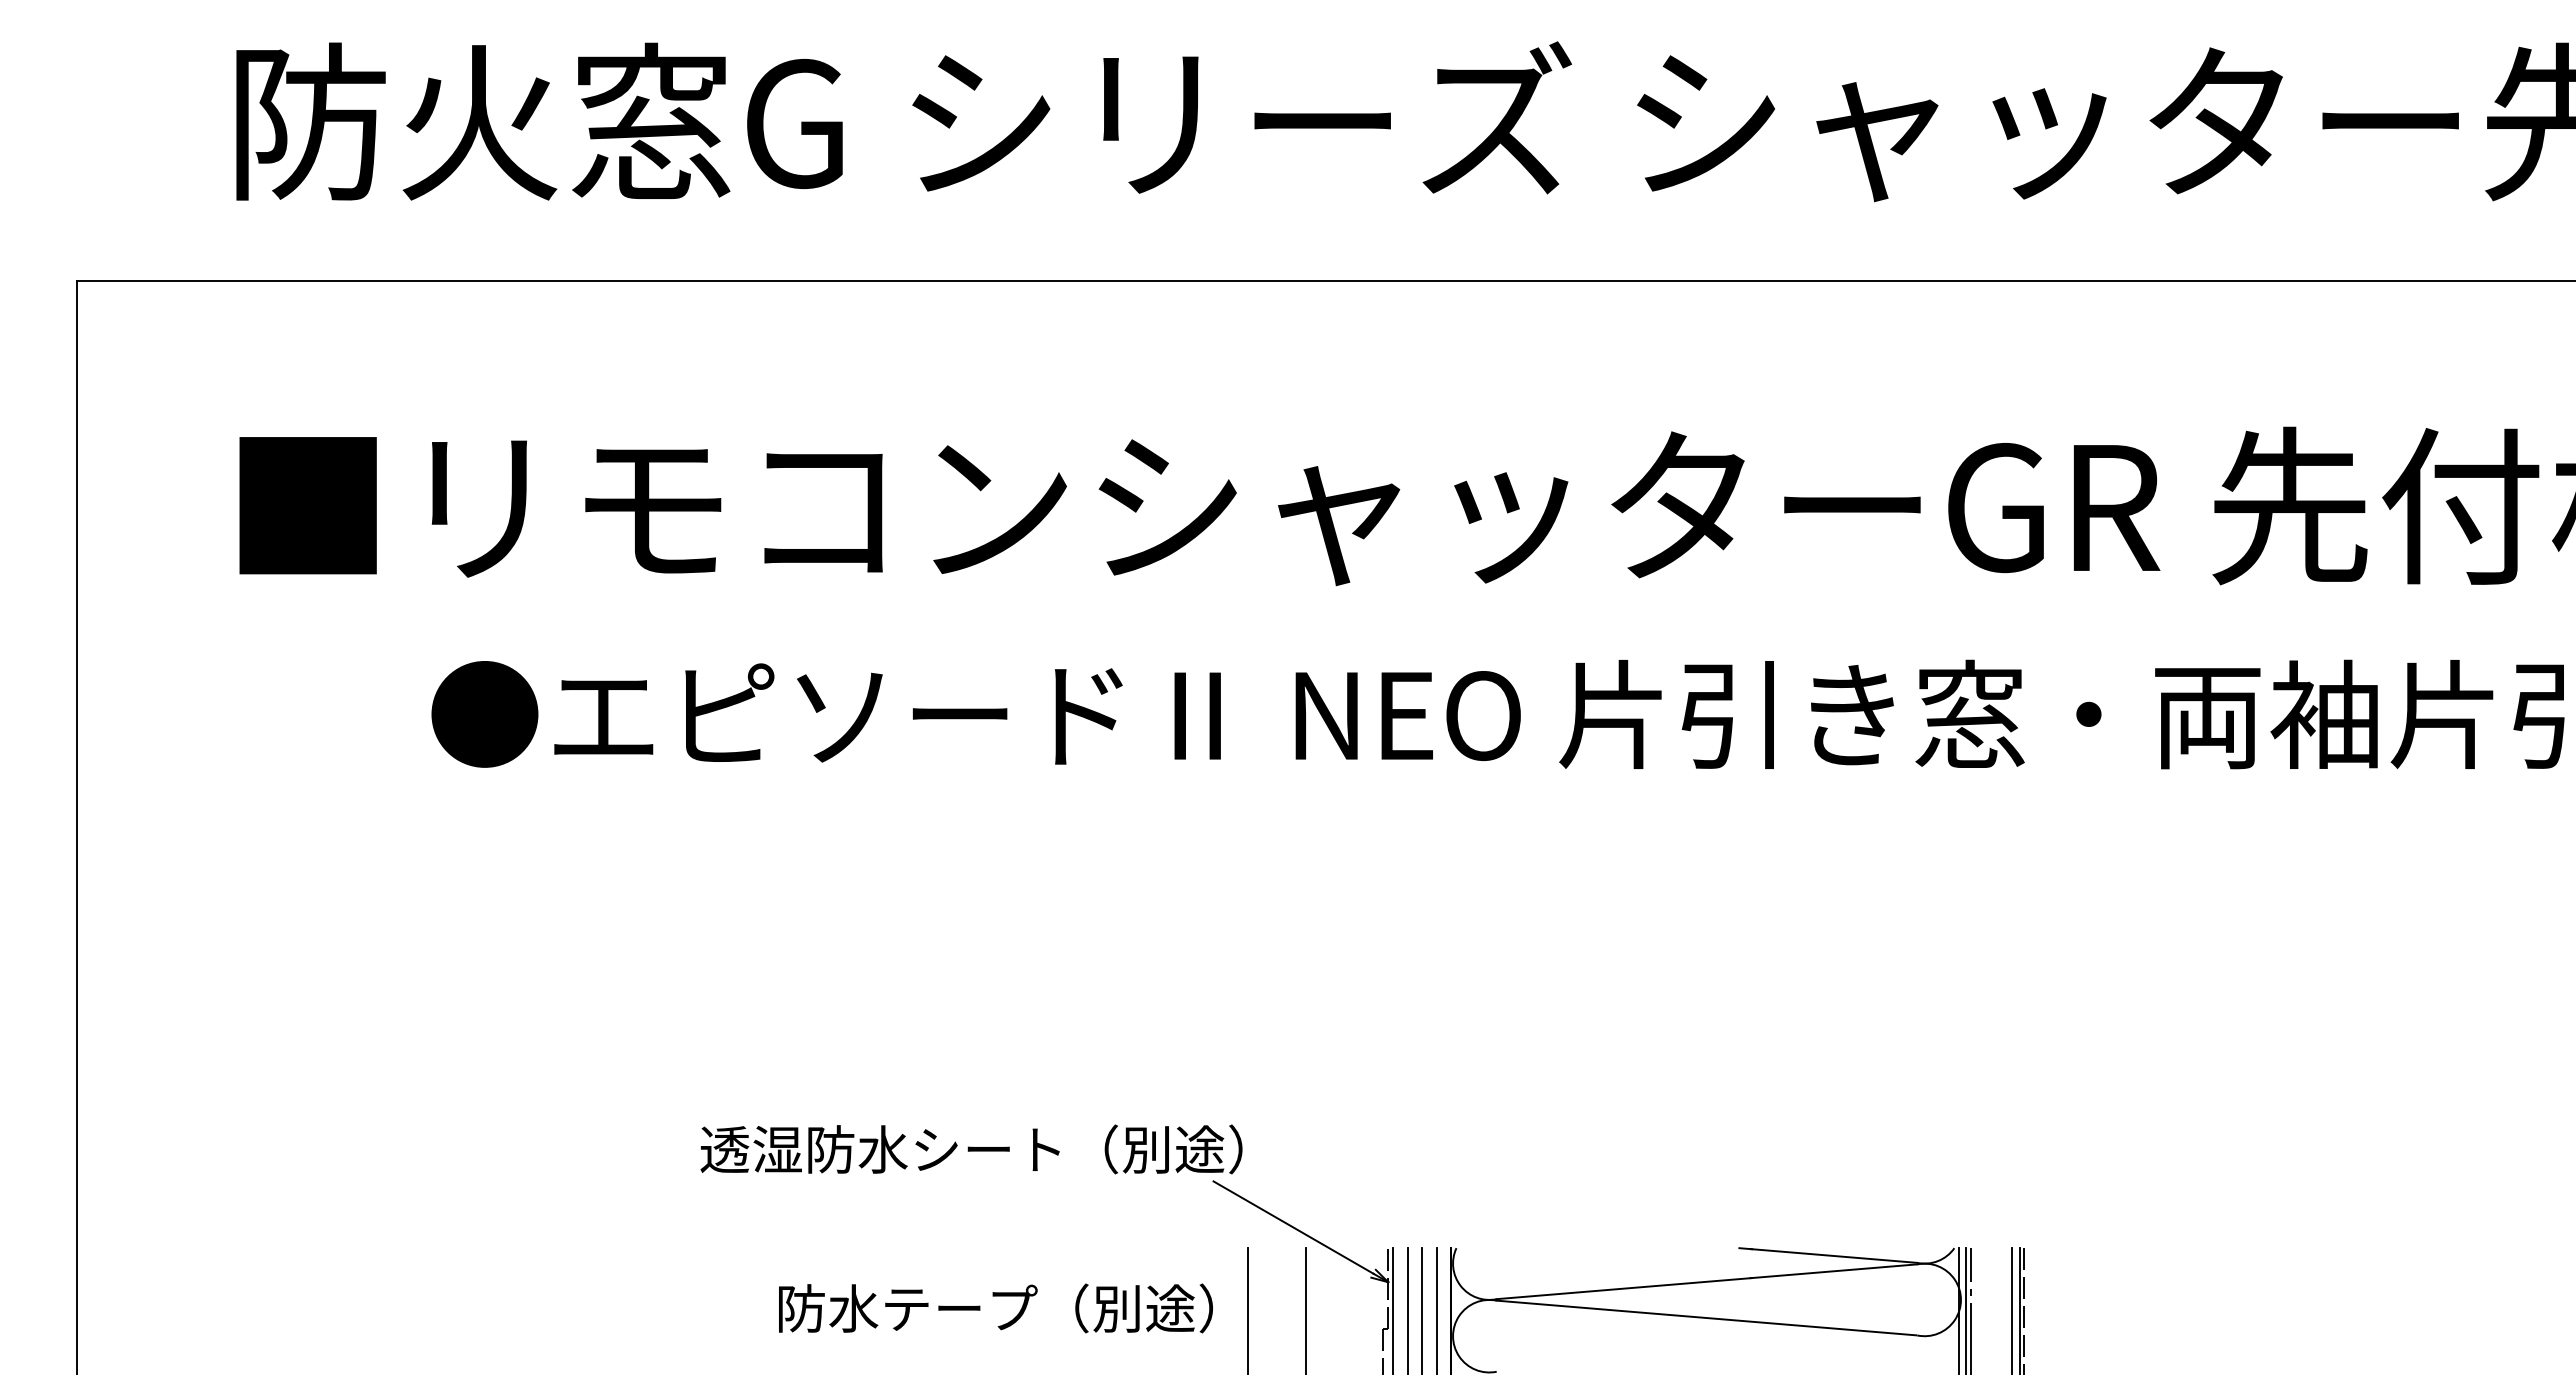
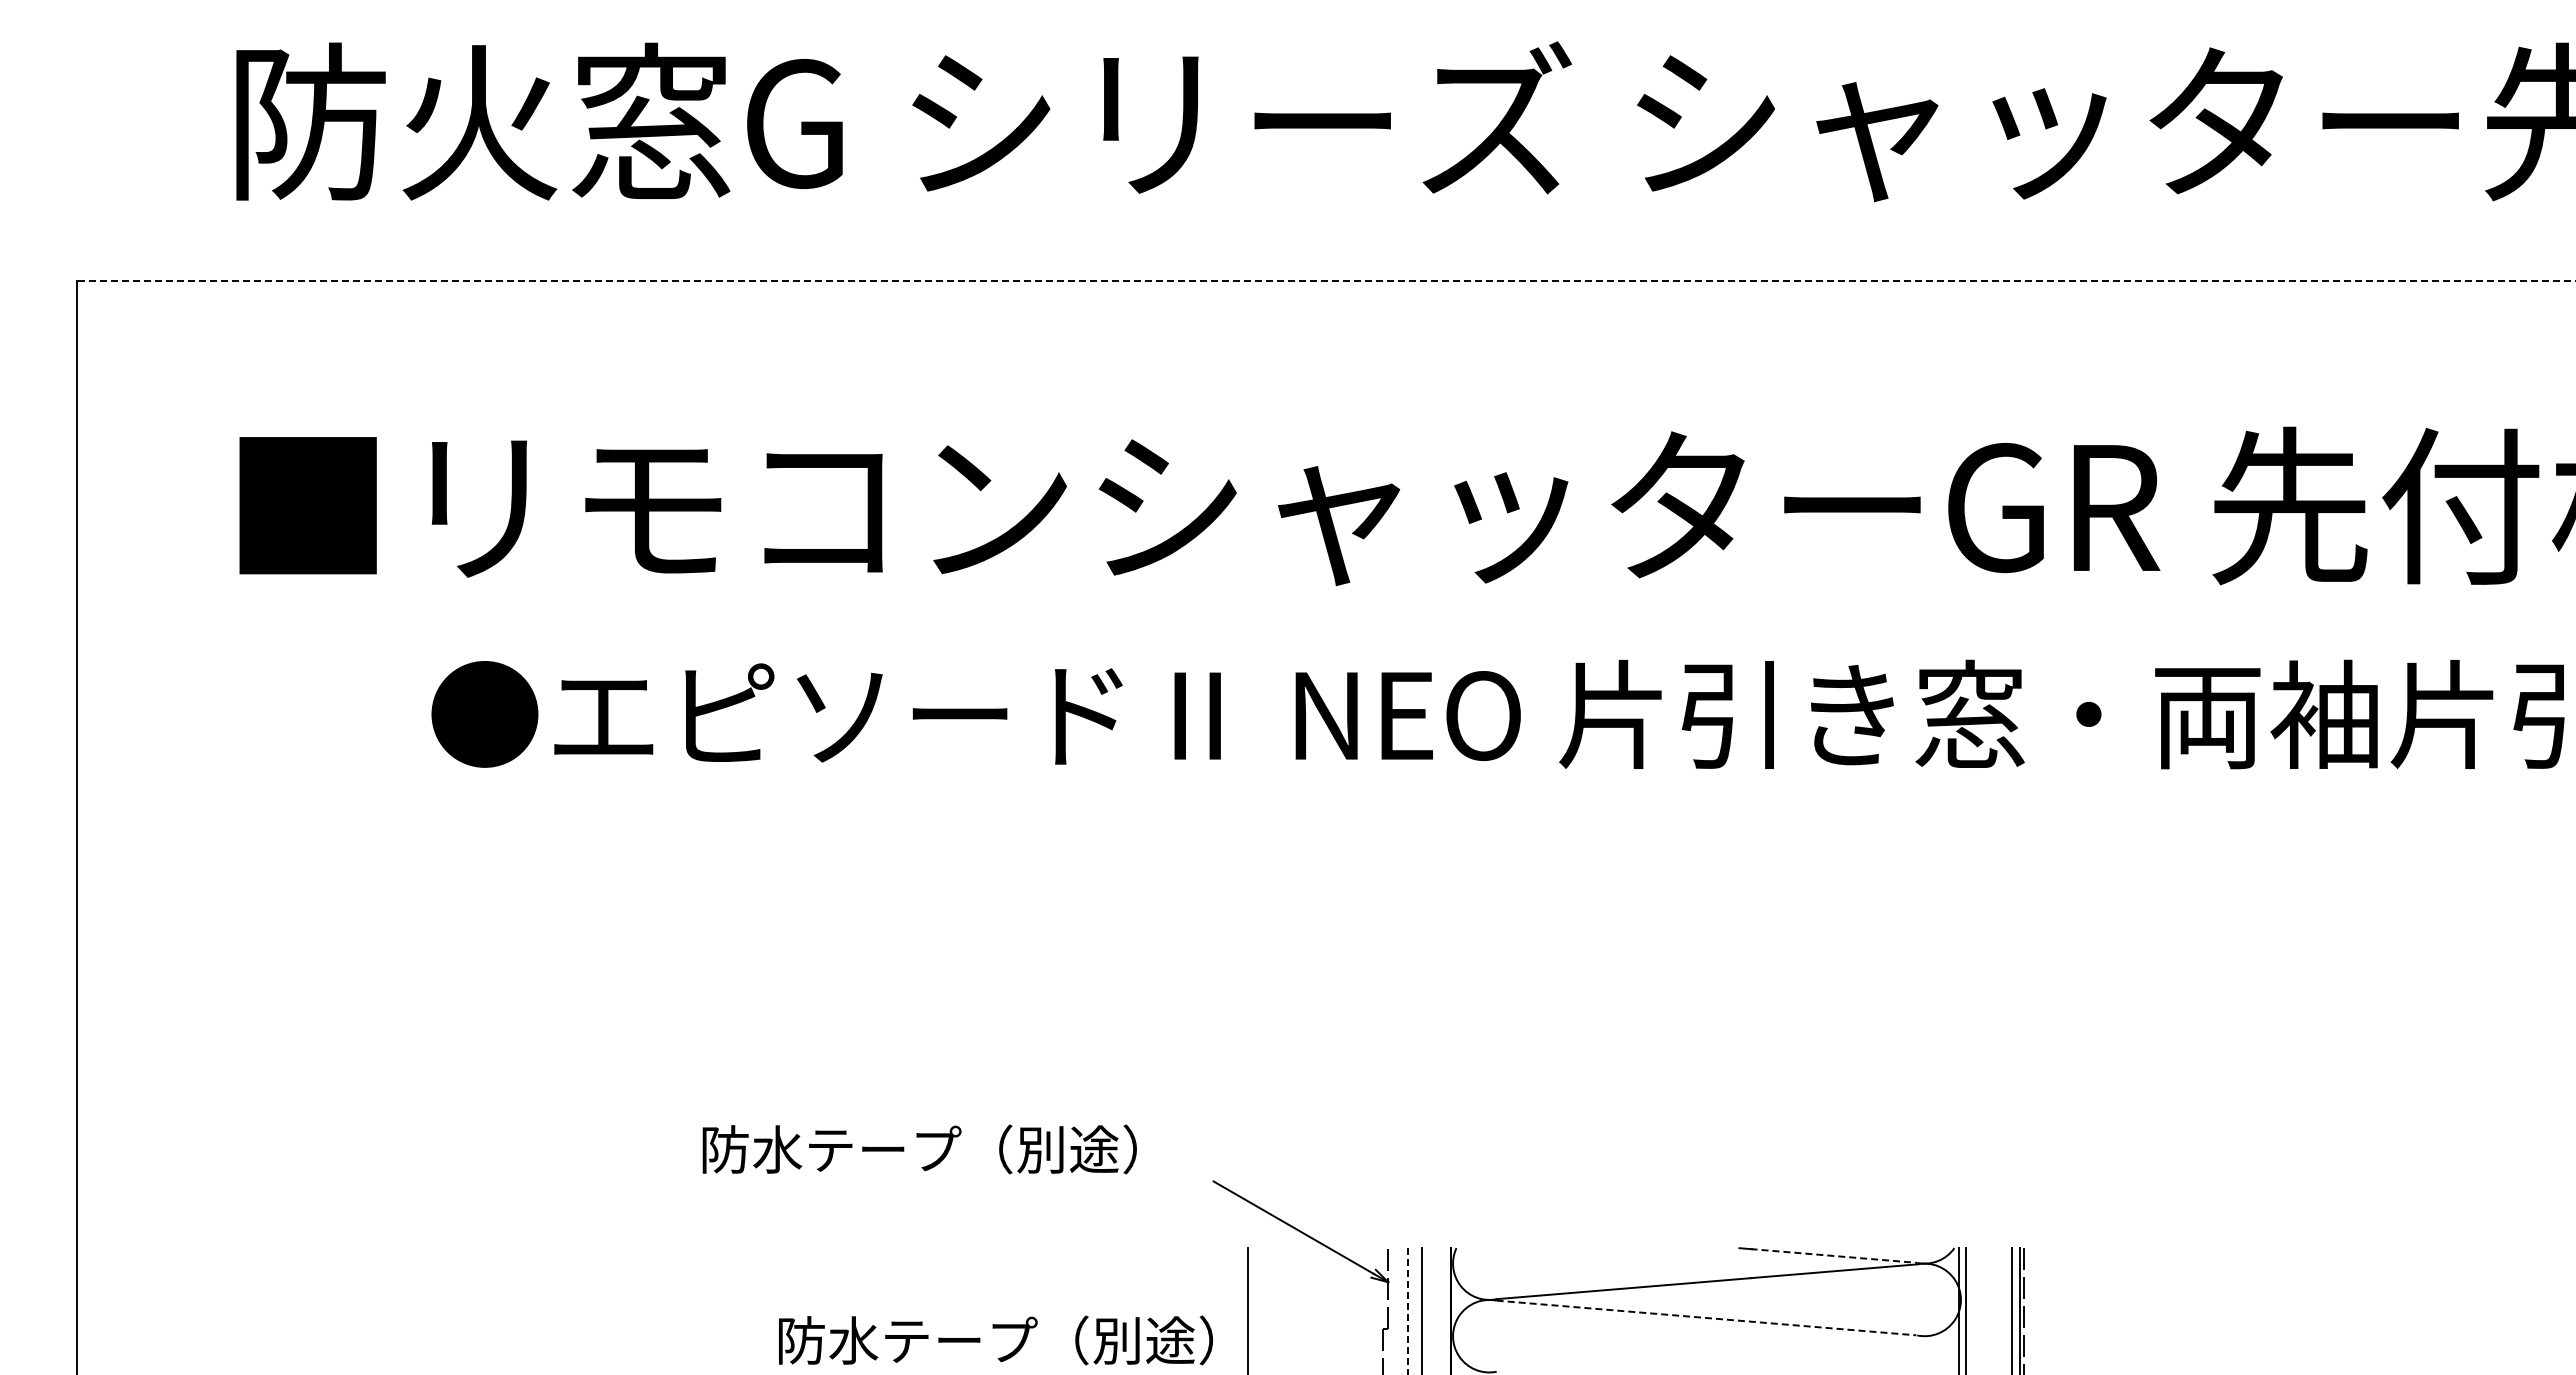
line: solid -> dashed (1325, 280)
text: 透湿防水シート（別途） -> 防水テープ（別途） (971, 1149)
line: solid -> dashed (1833, 1255)
text position: (995, 1308) -> (995, 1340) (995, 1340)
line: present -> none (1306, 1309)
line: present -> none (1393, 1309)
line: present -> none (1436, 1309)
line: present -> none (1971, 1309)
line: solid -> dashed (1407, 1311)
line: solid -> dashed (1706, 1318)
